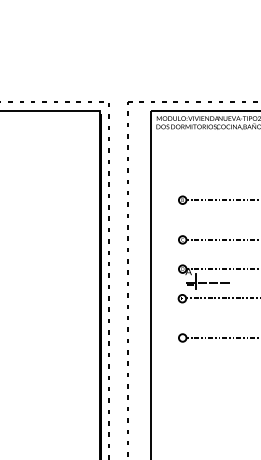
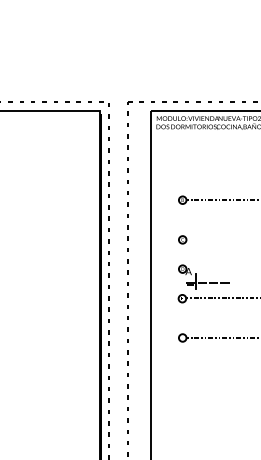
line: present -> none (221, 239)
line: present -> none (221, 268)
